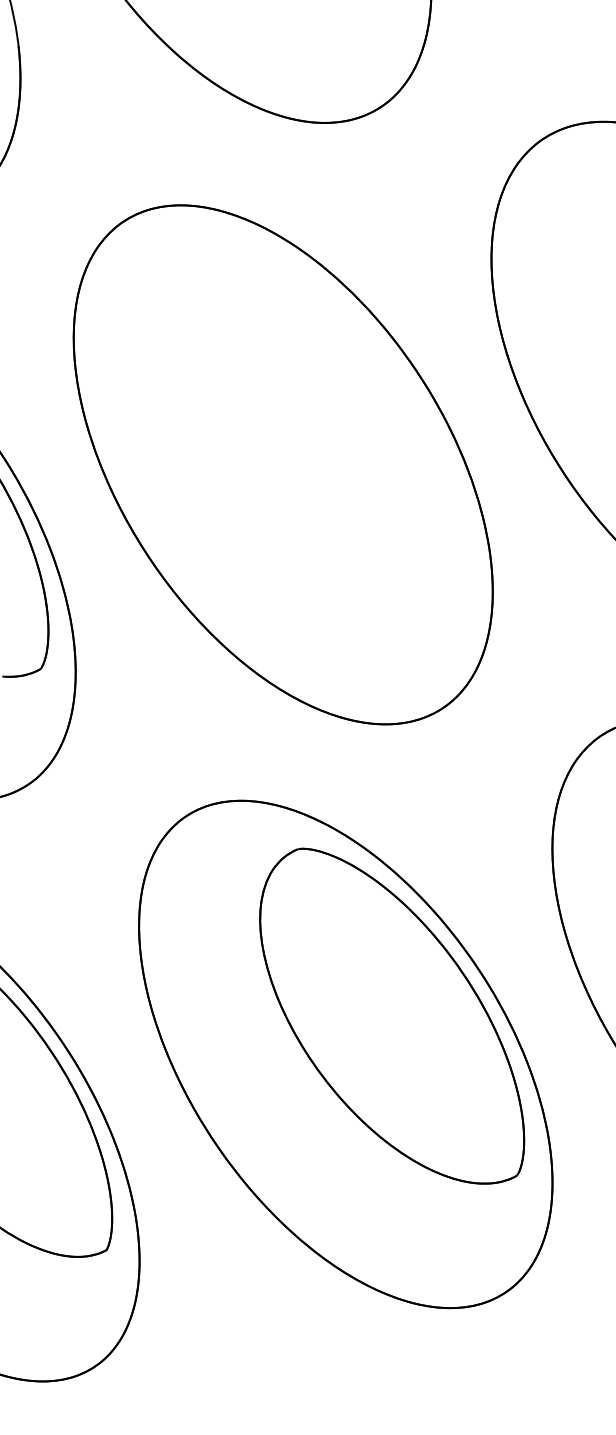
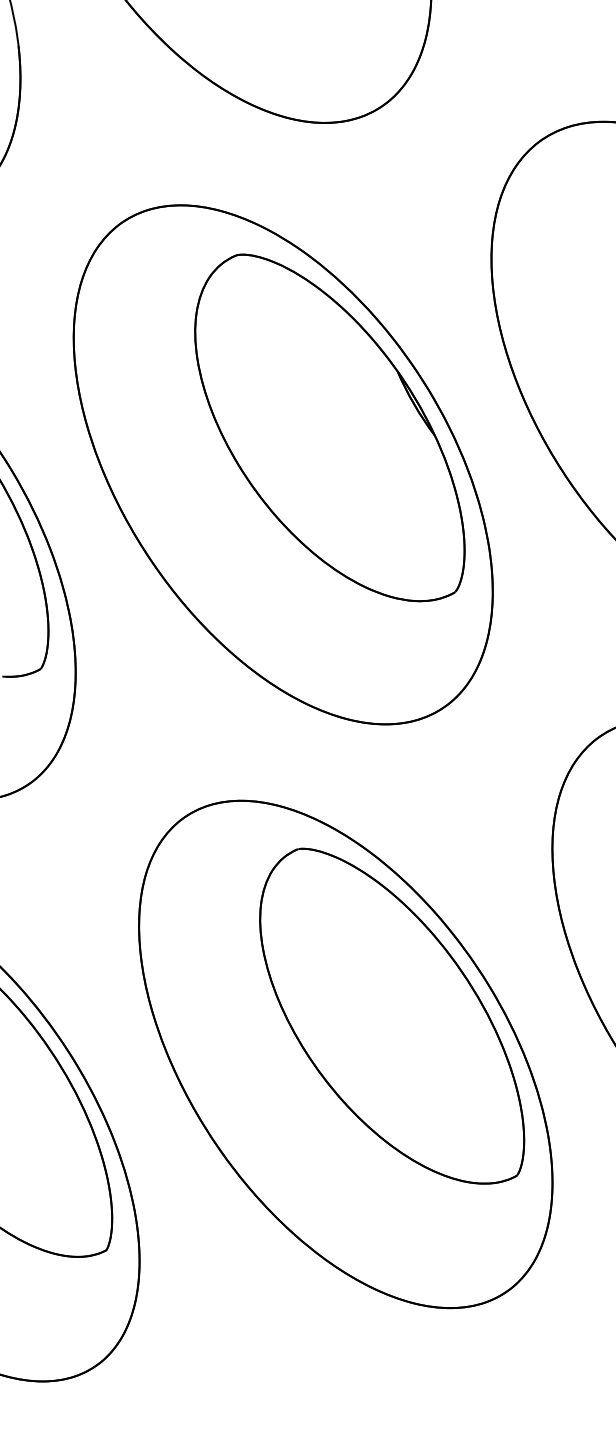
part: none -> present (329, 427)
